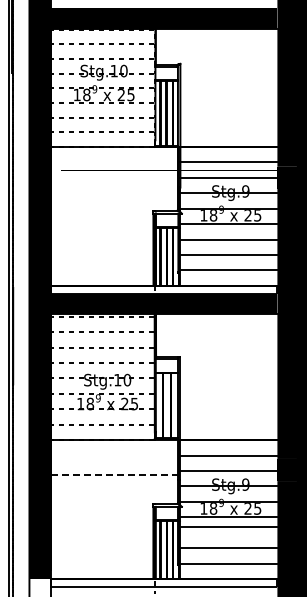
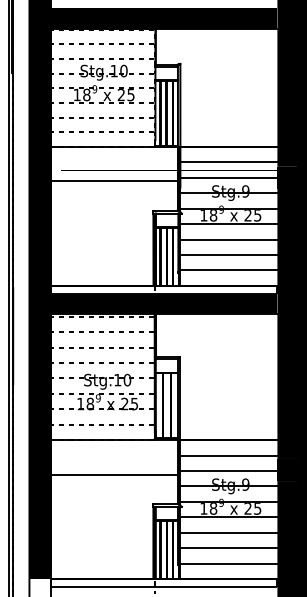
line: none -> present (115, 181)
line: dashed -> solid (115, 474)
line position: (228, 526) -> (228, 532) (228, 532)
